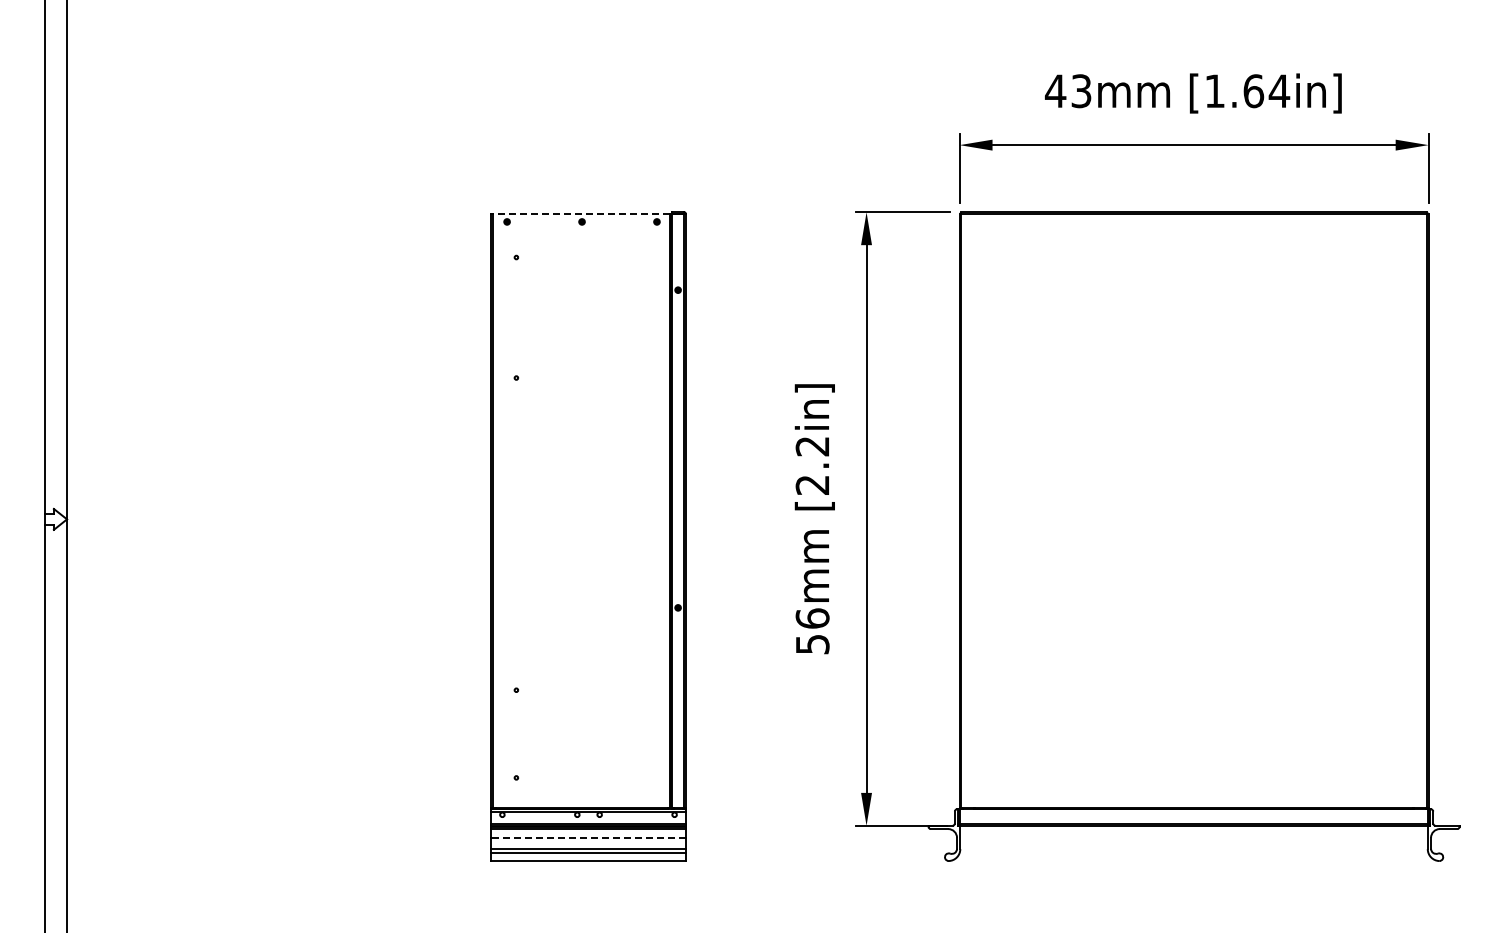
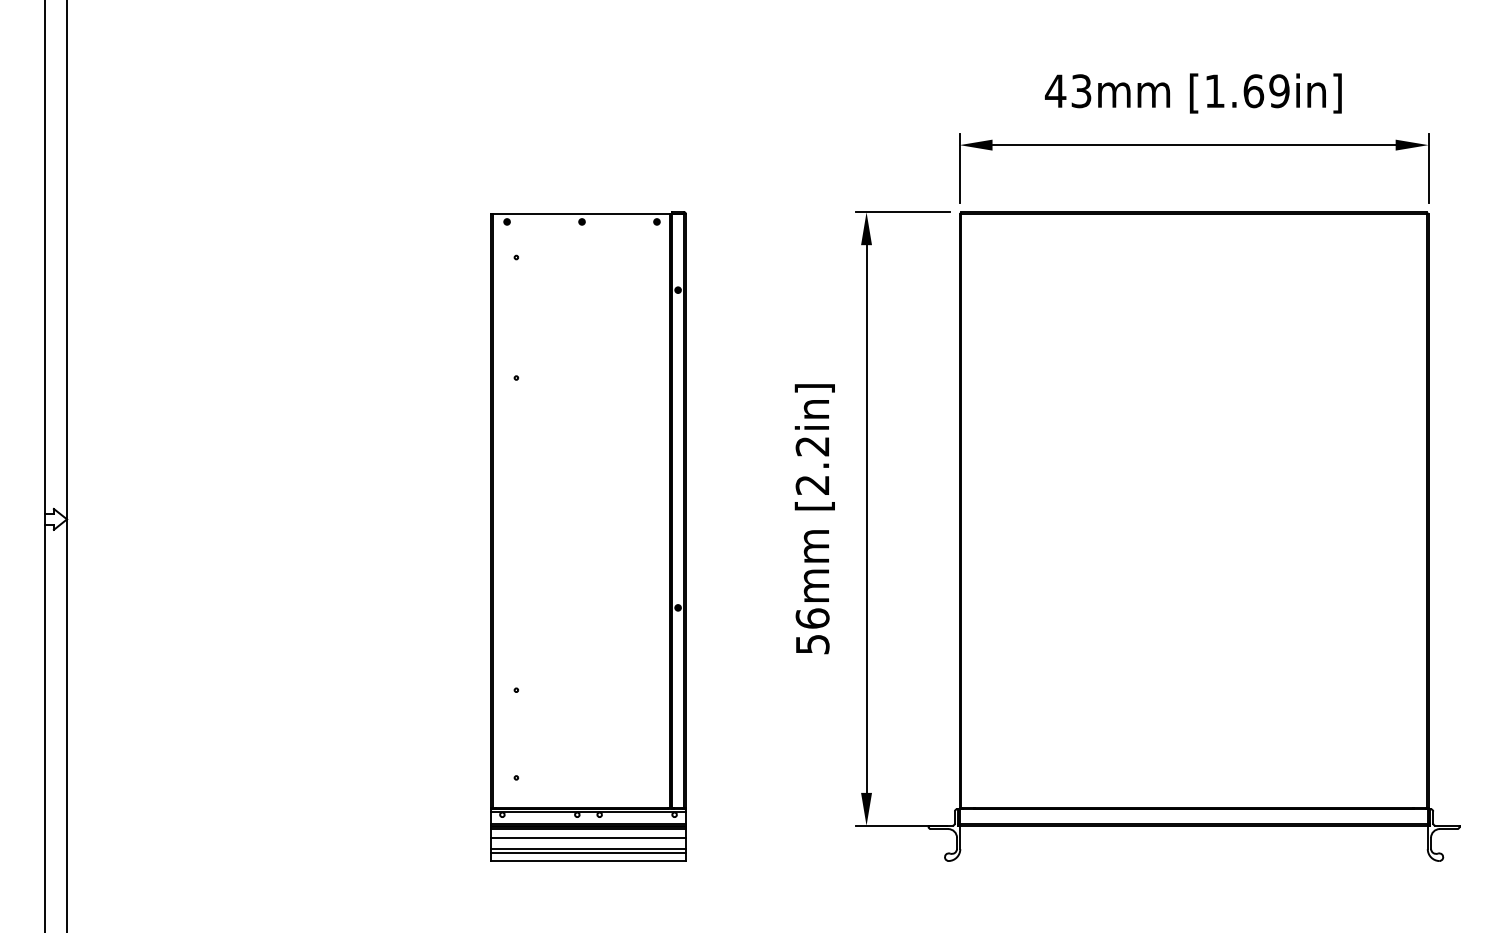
text: [1.64in] -> [1.69in] (1279, 91)
line: dashed -> solid (580, 213)
line: dashed -> solid (588, 837)
